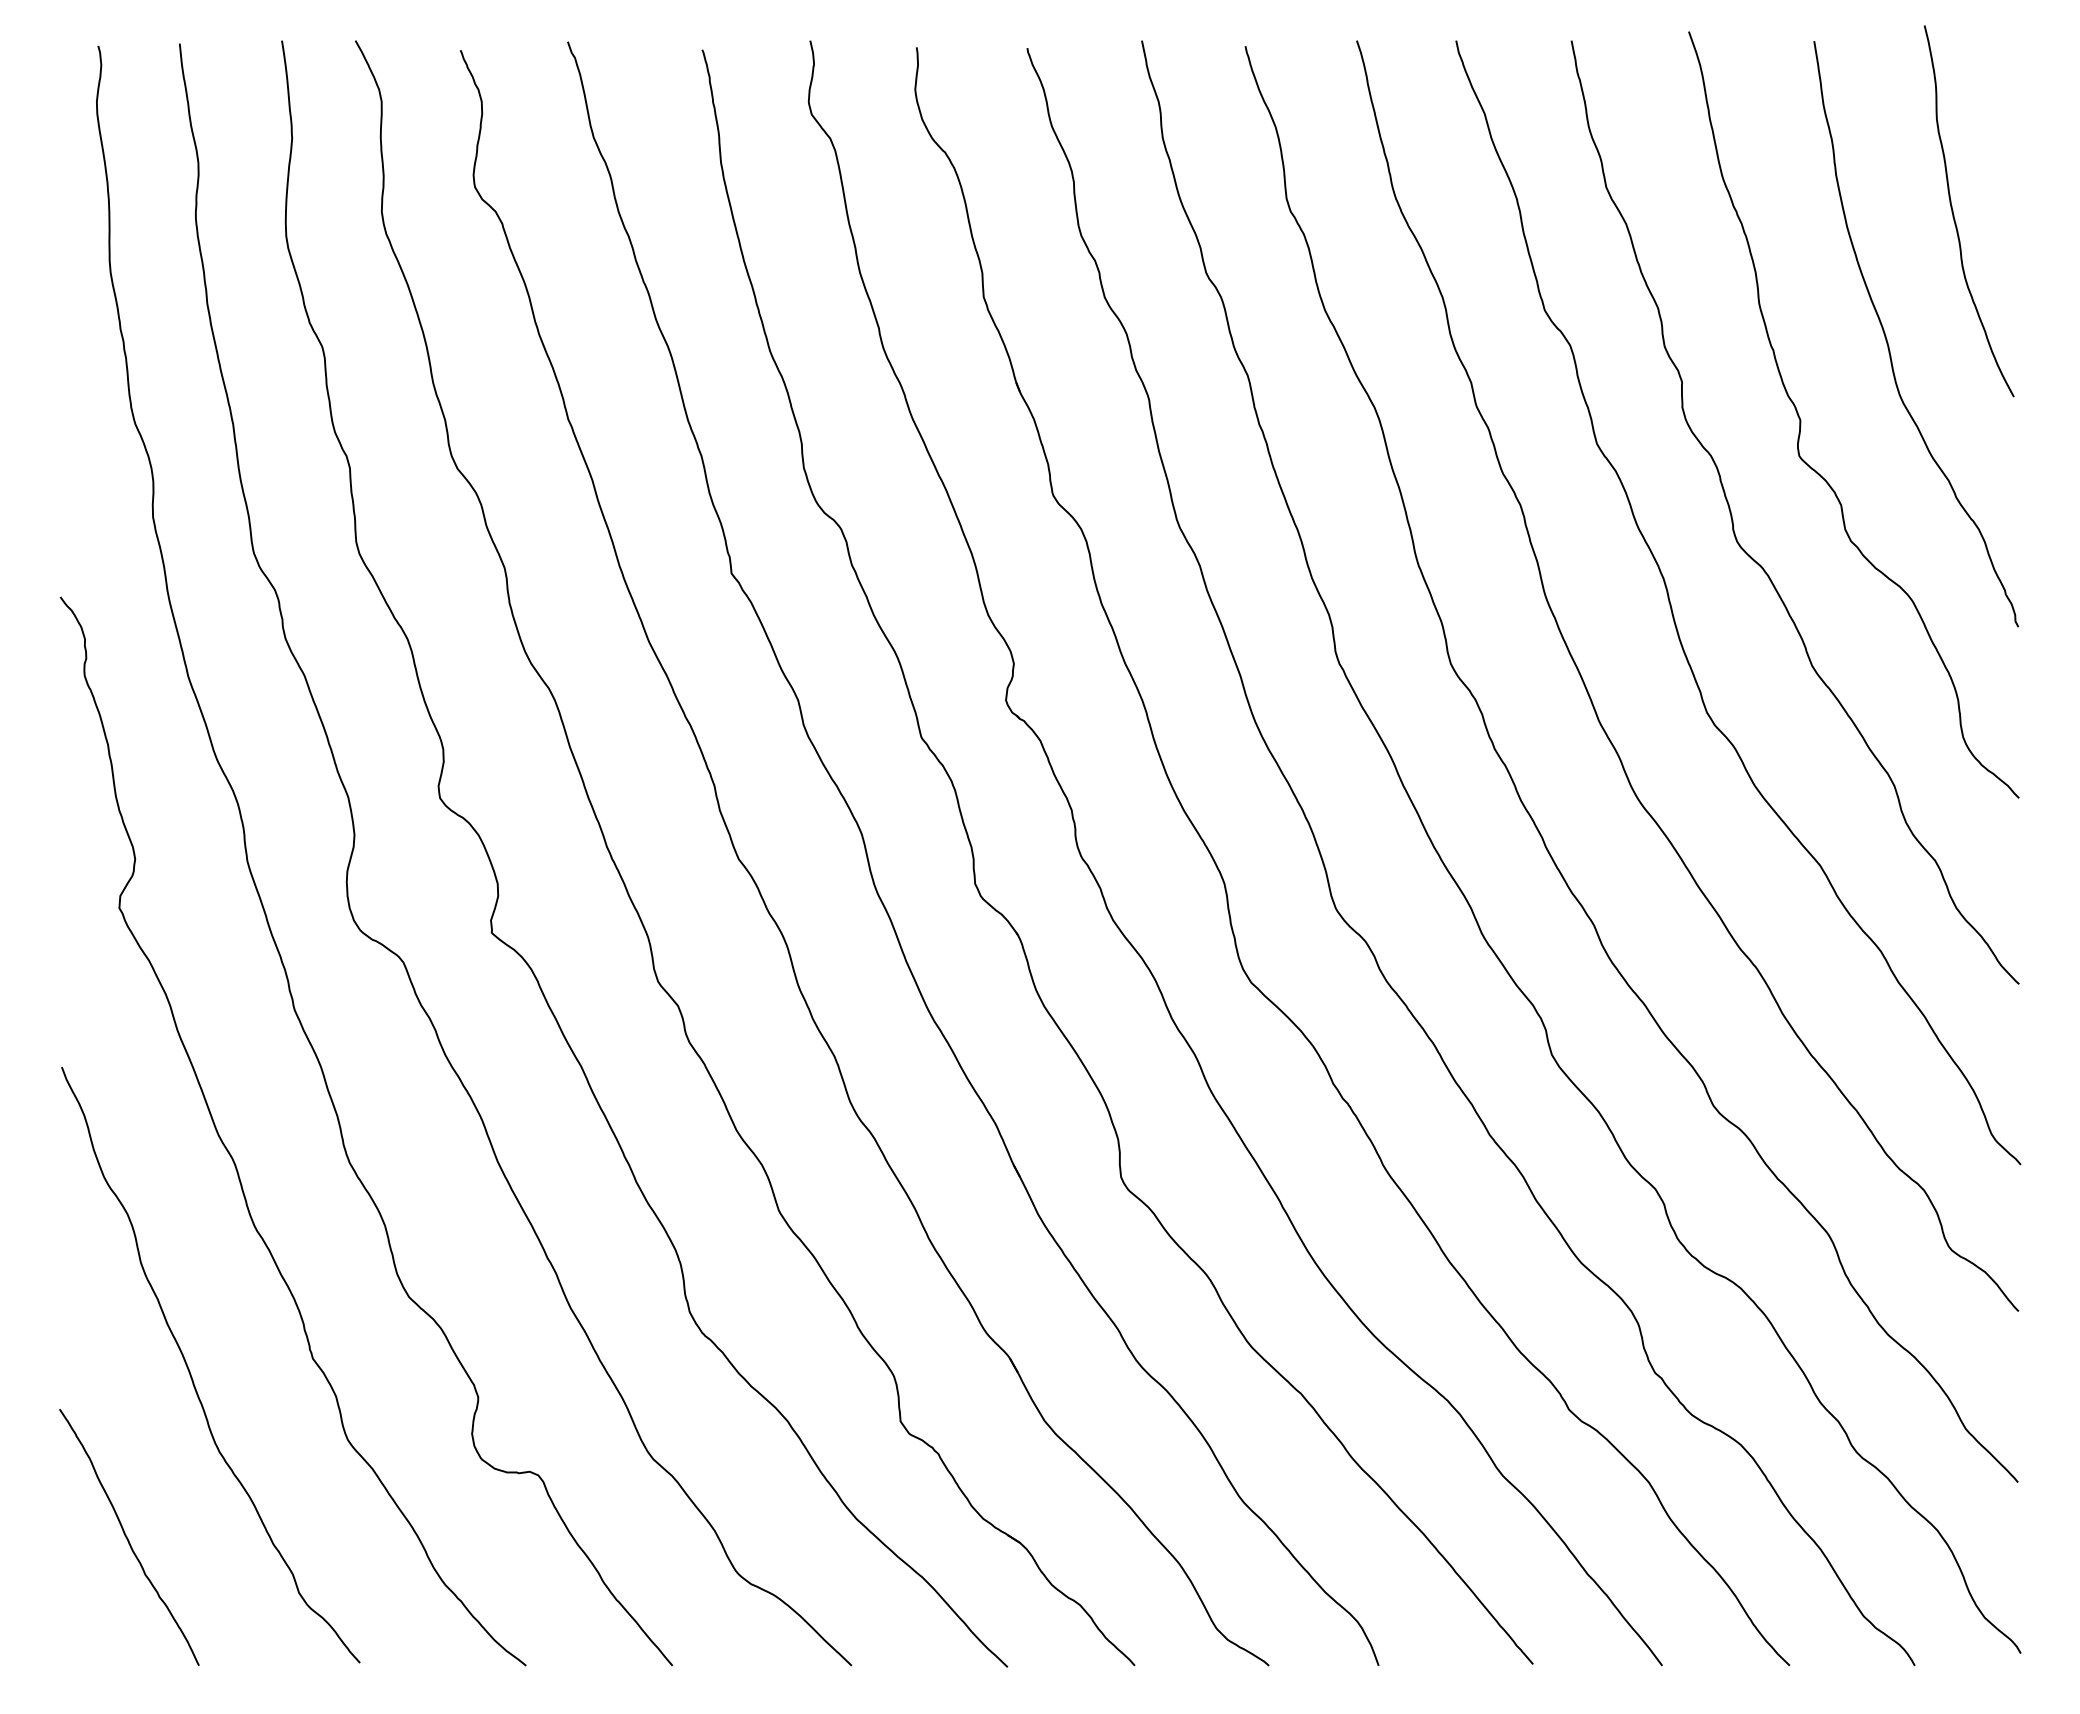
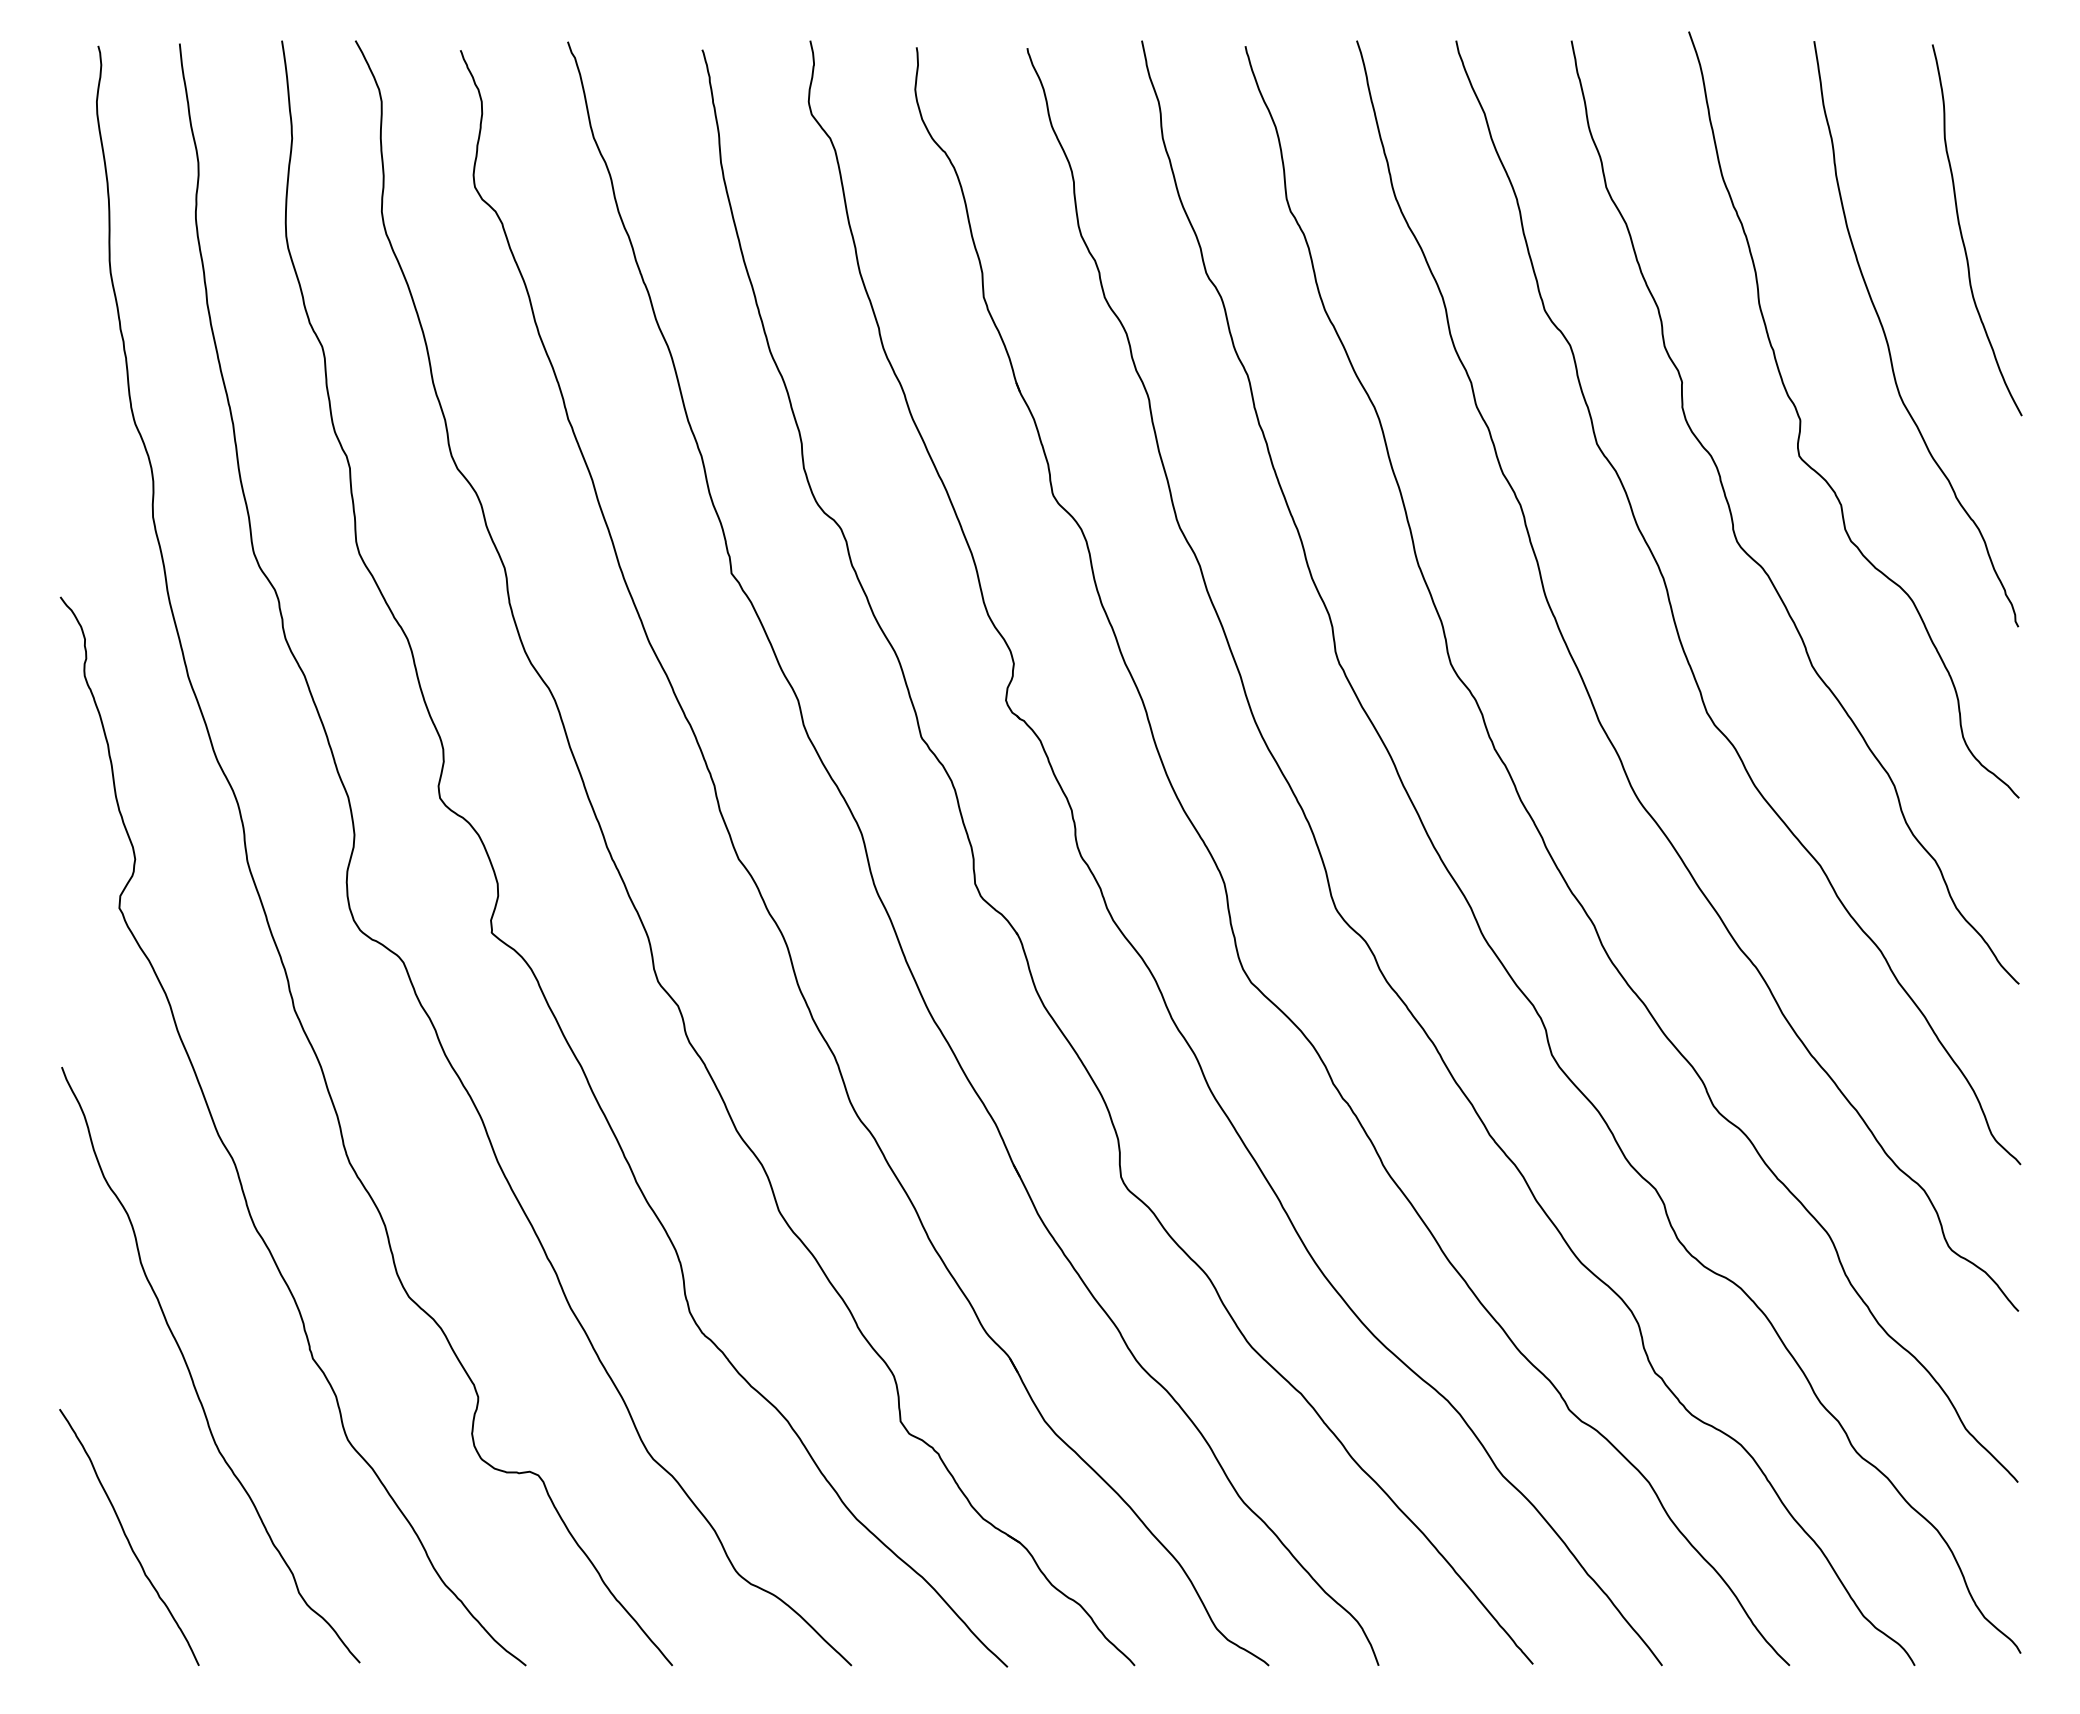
curve position: (1954, 214) -> (1962, 233) (1962, 233)
